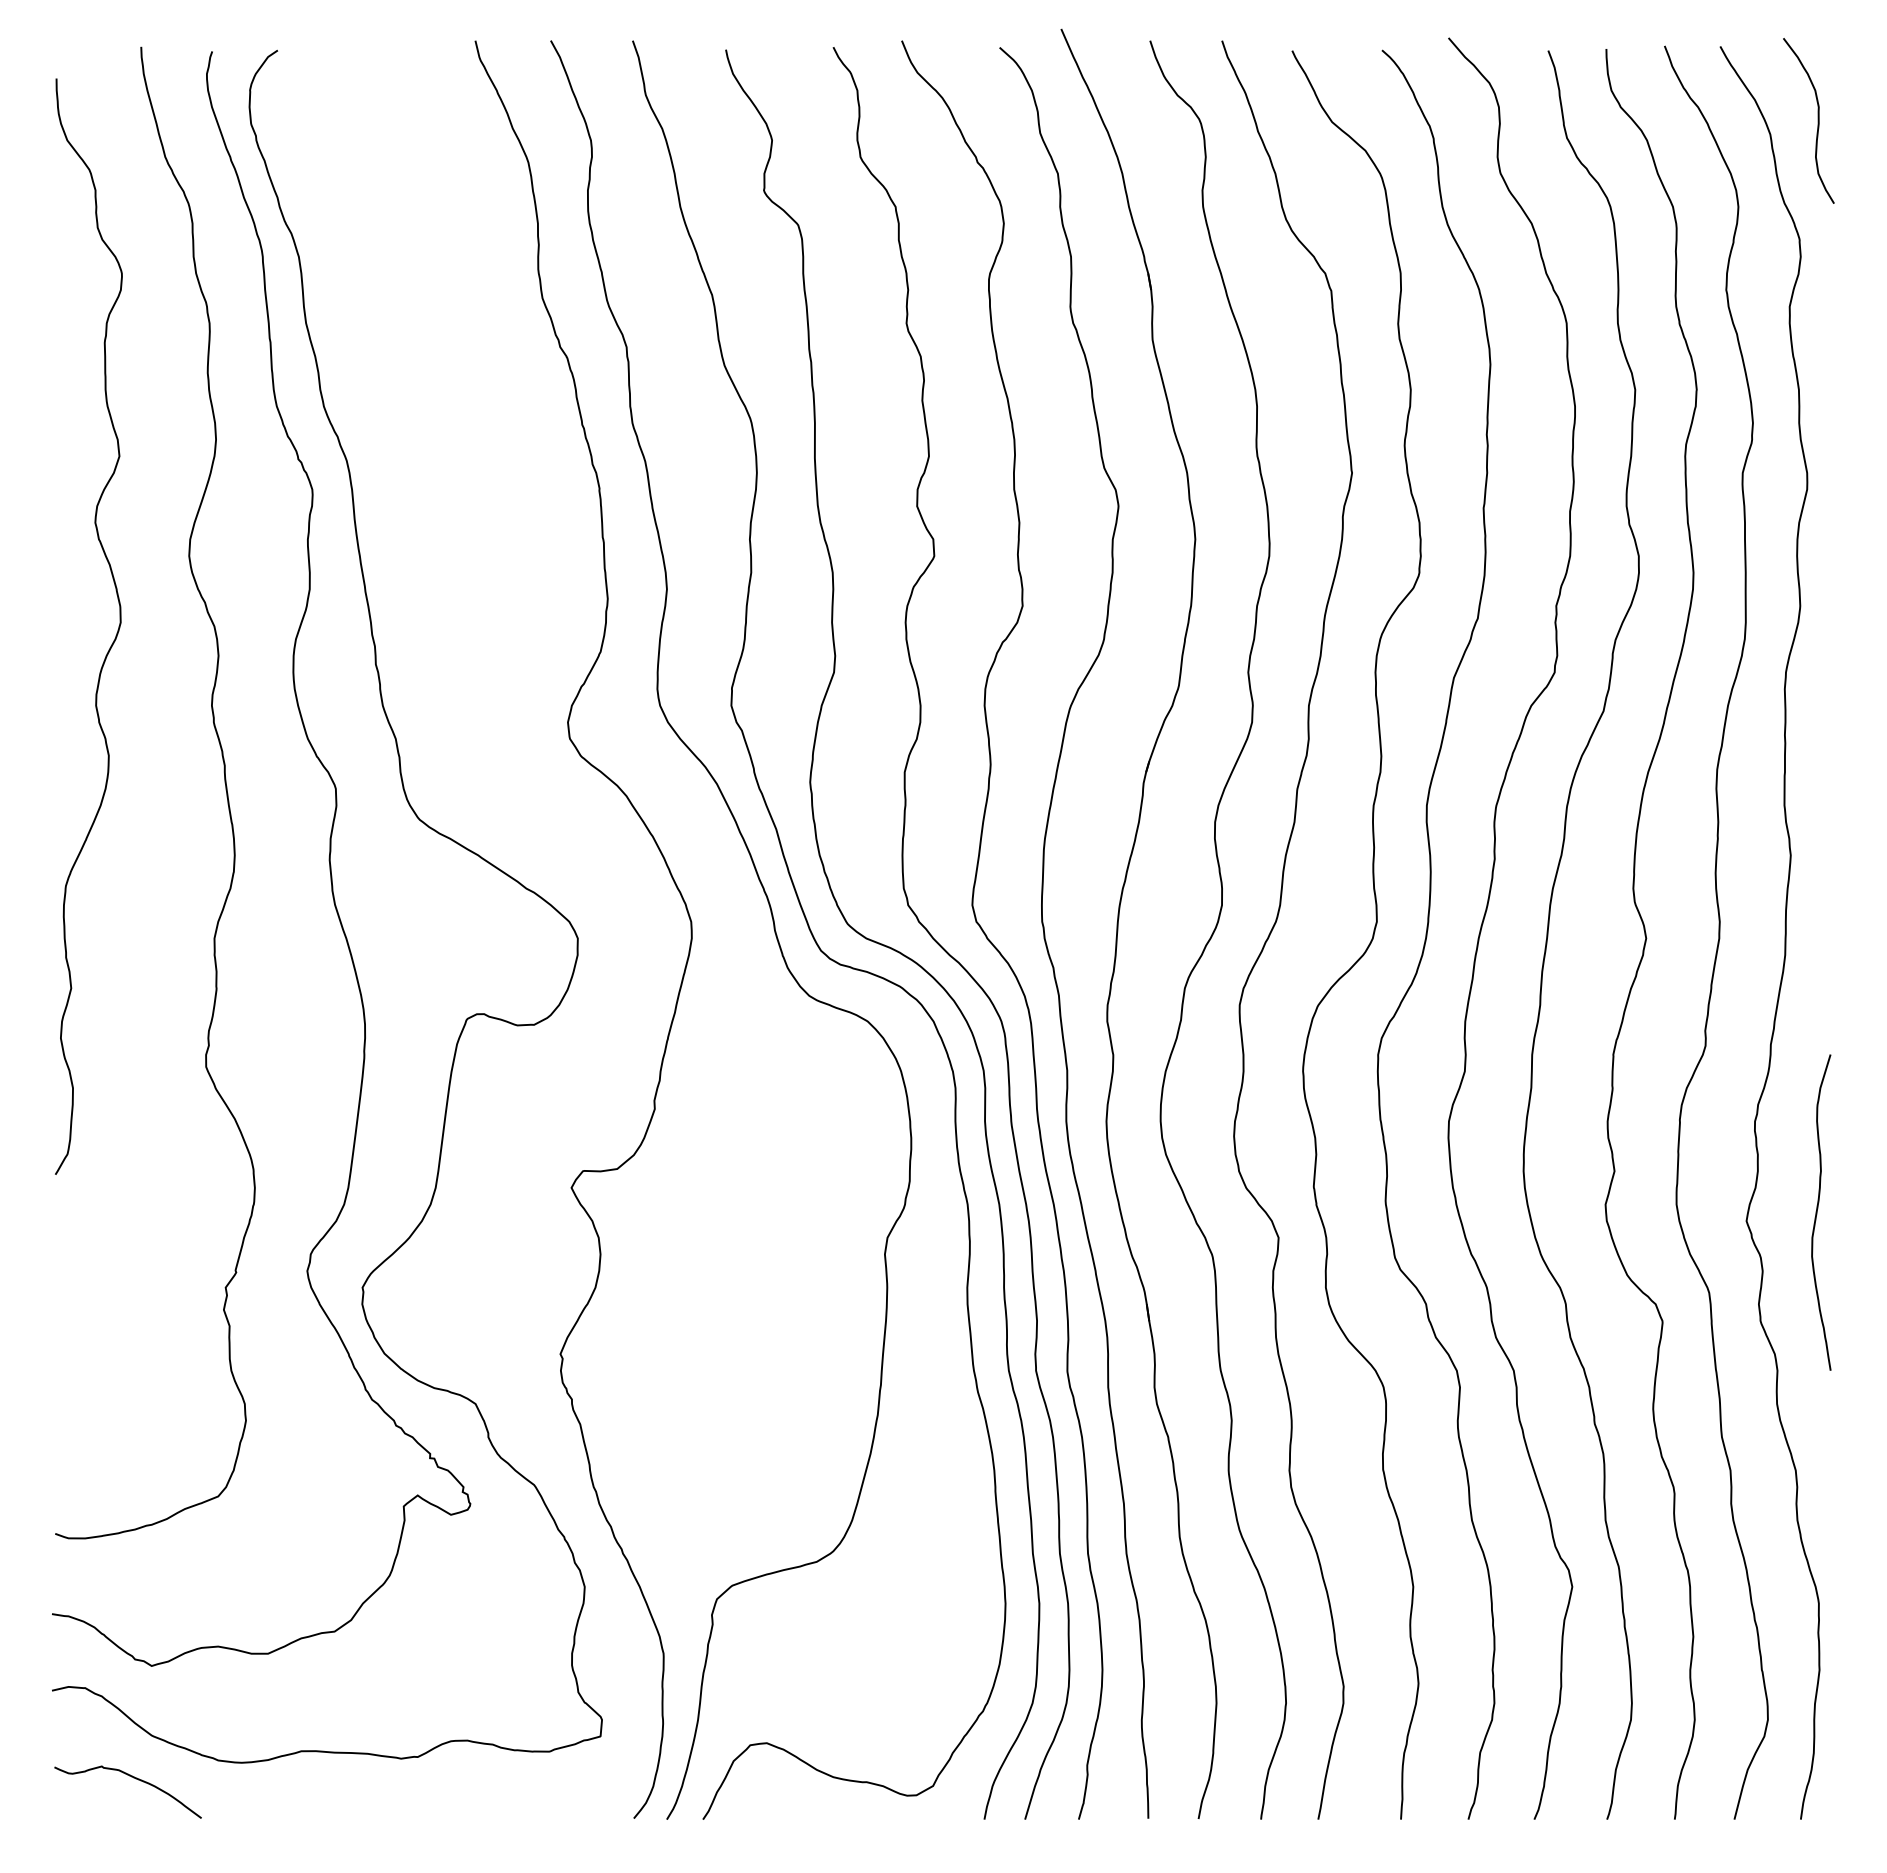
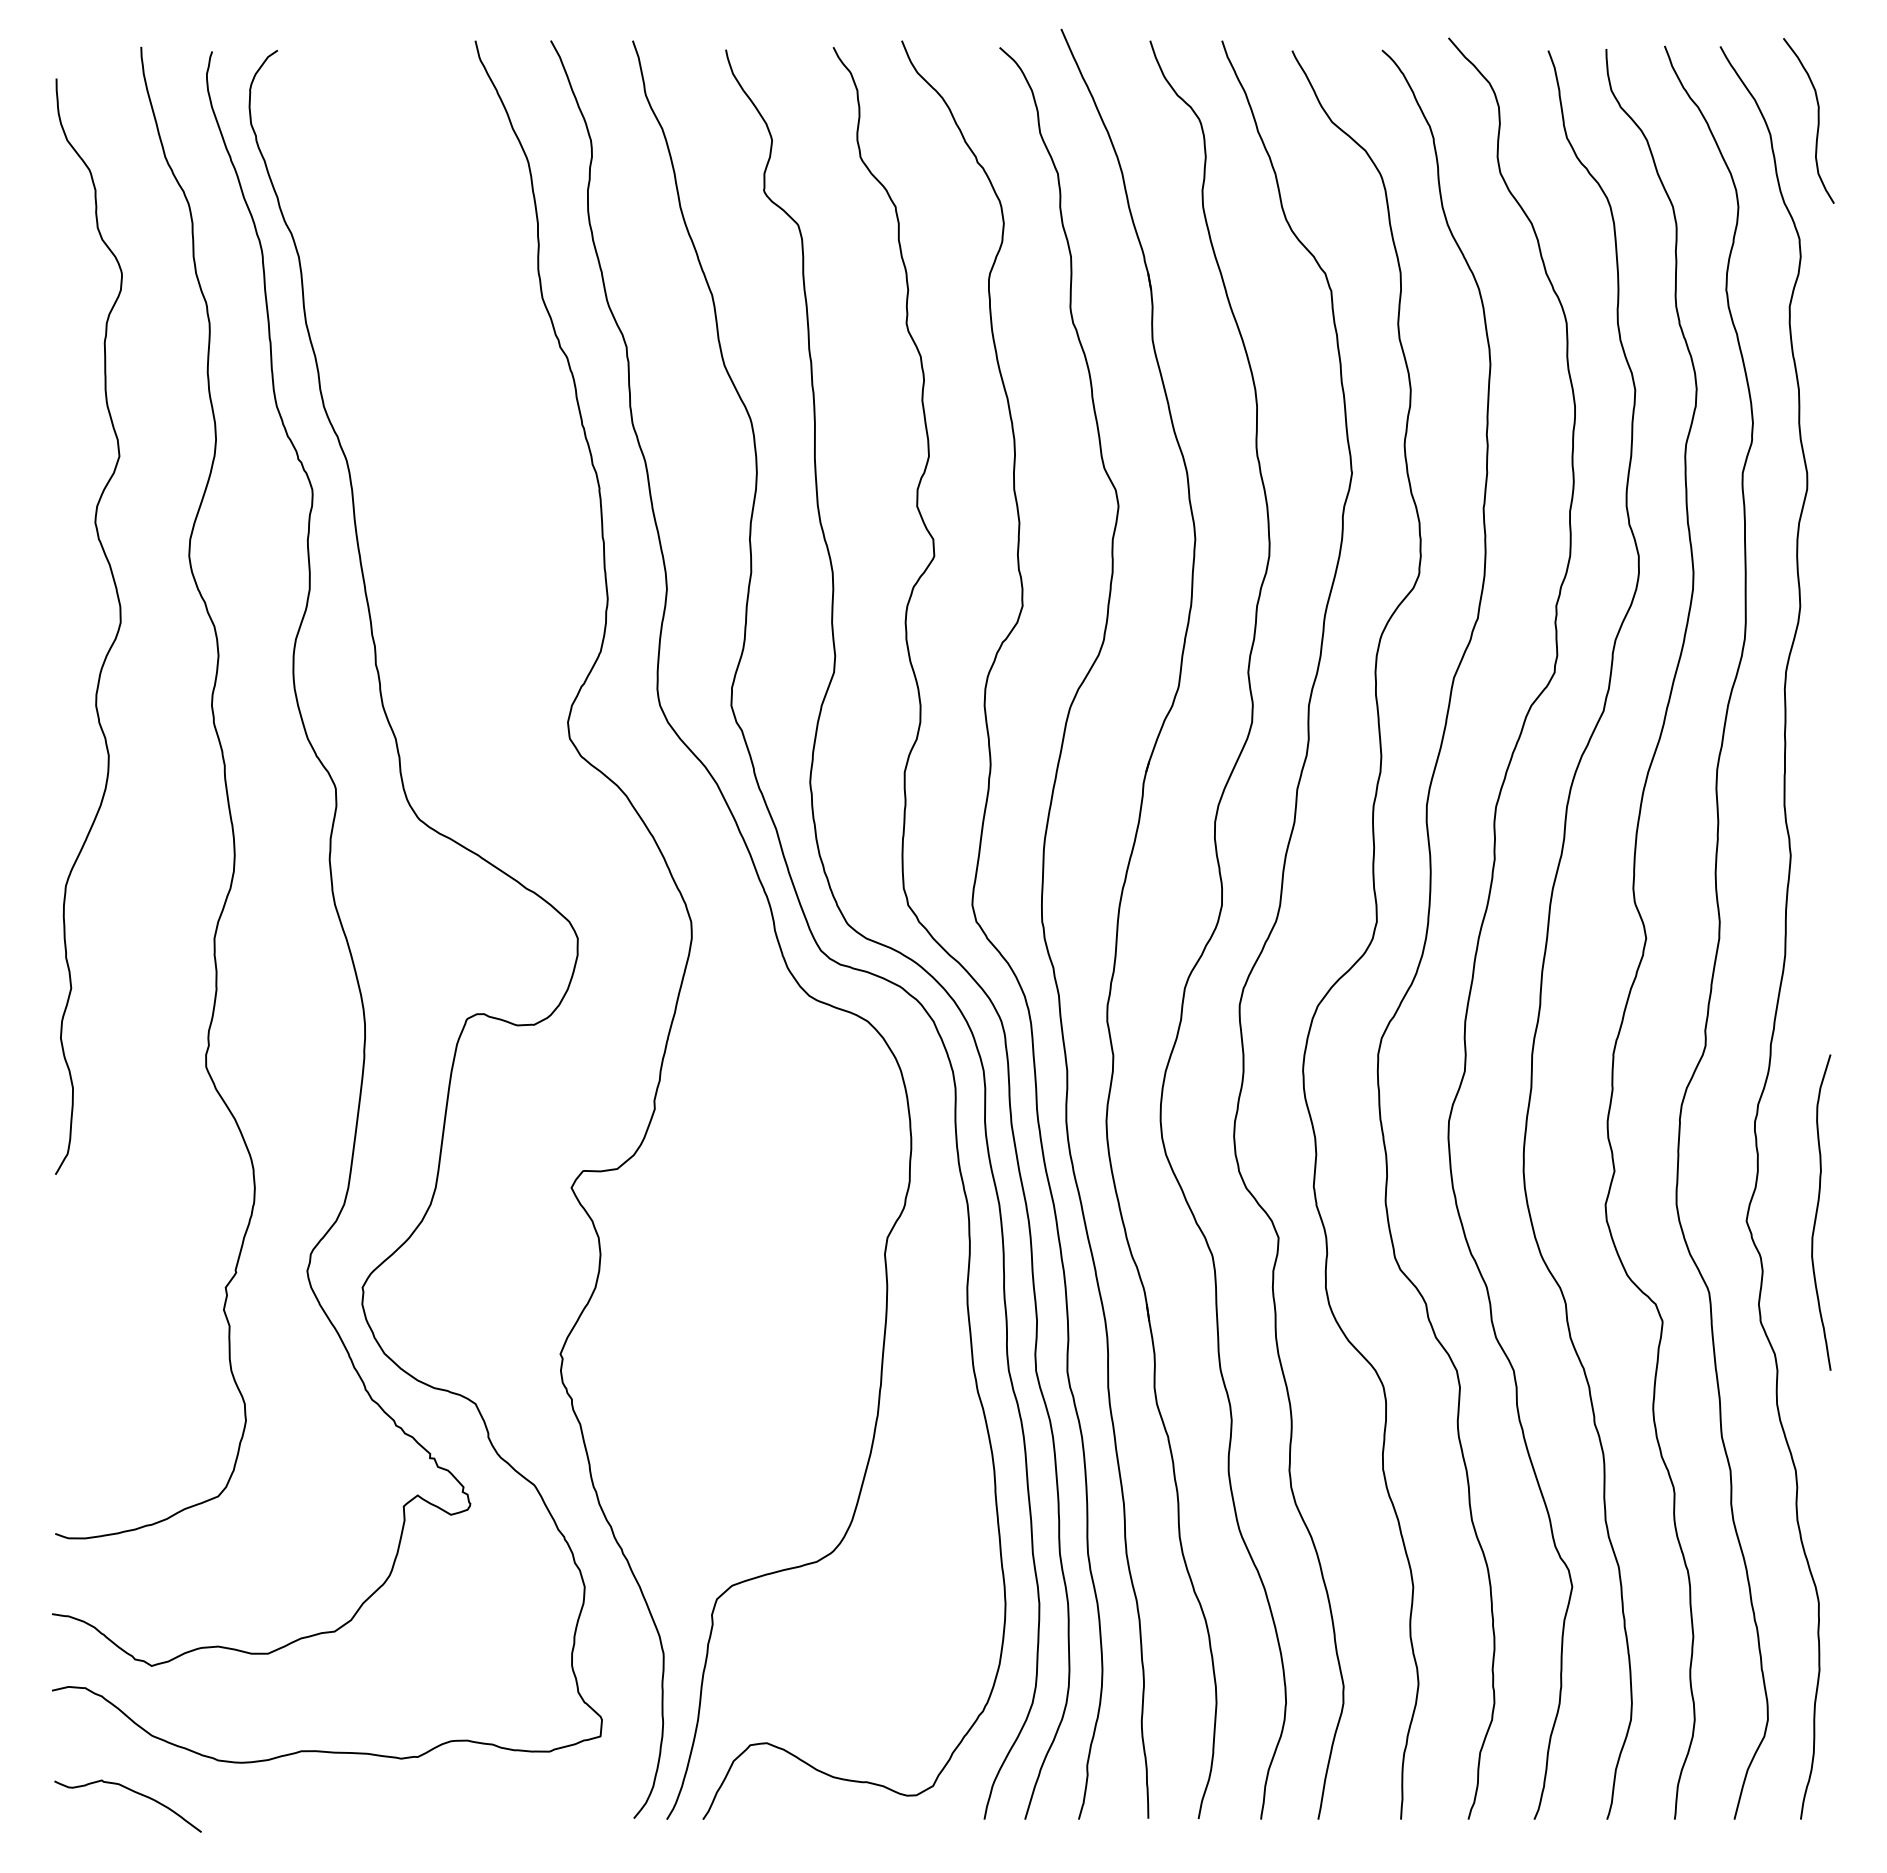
curve position: (133, 1778) -> (133, 1792) (133, 1792)
